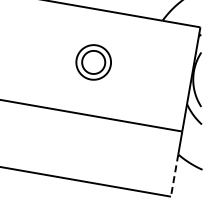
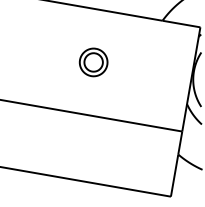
part size: 37x37 px -> 31x31 px (93, 62)
line: dashed -> solid (174, 176)
